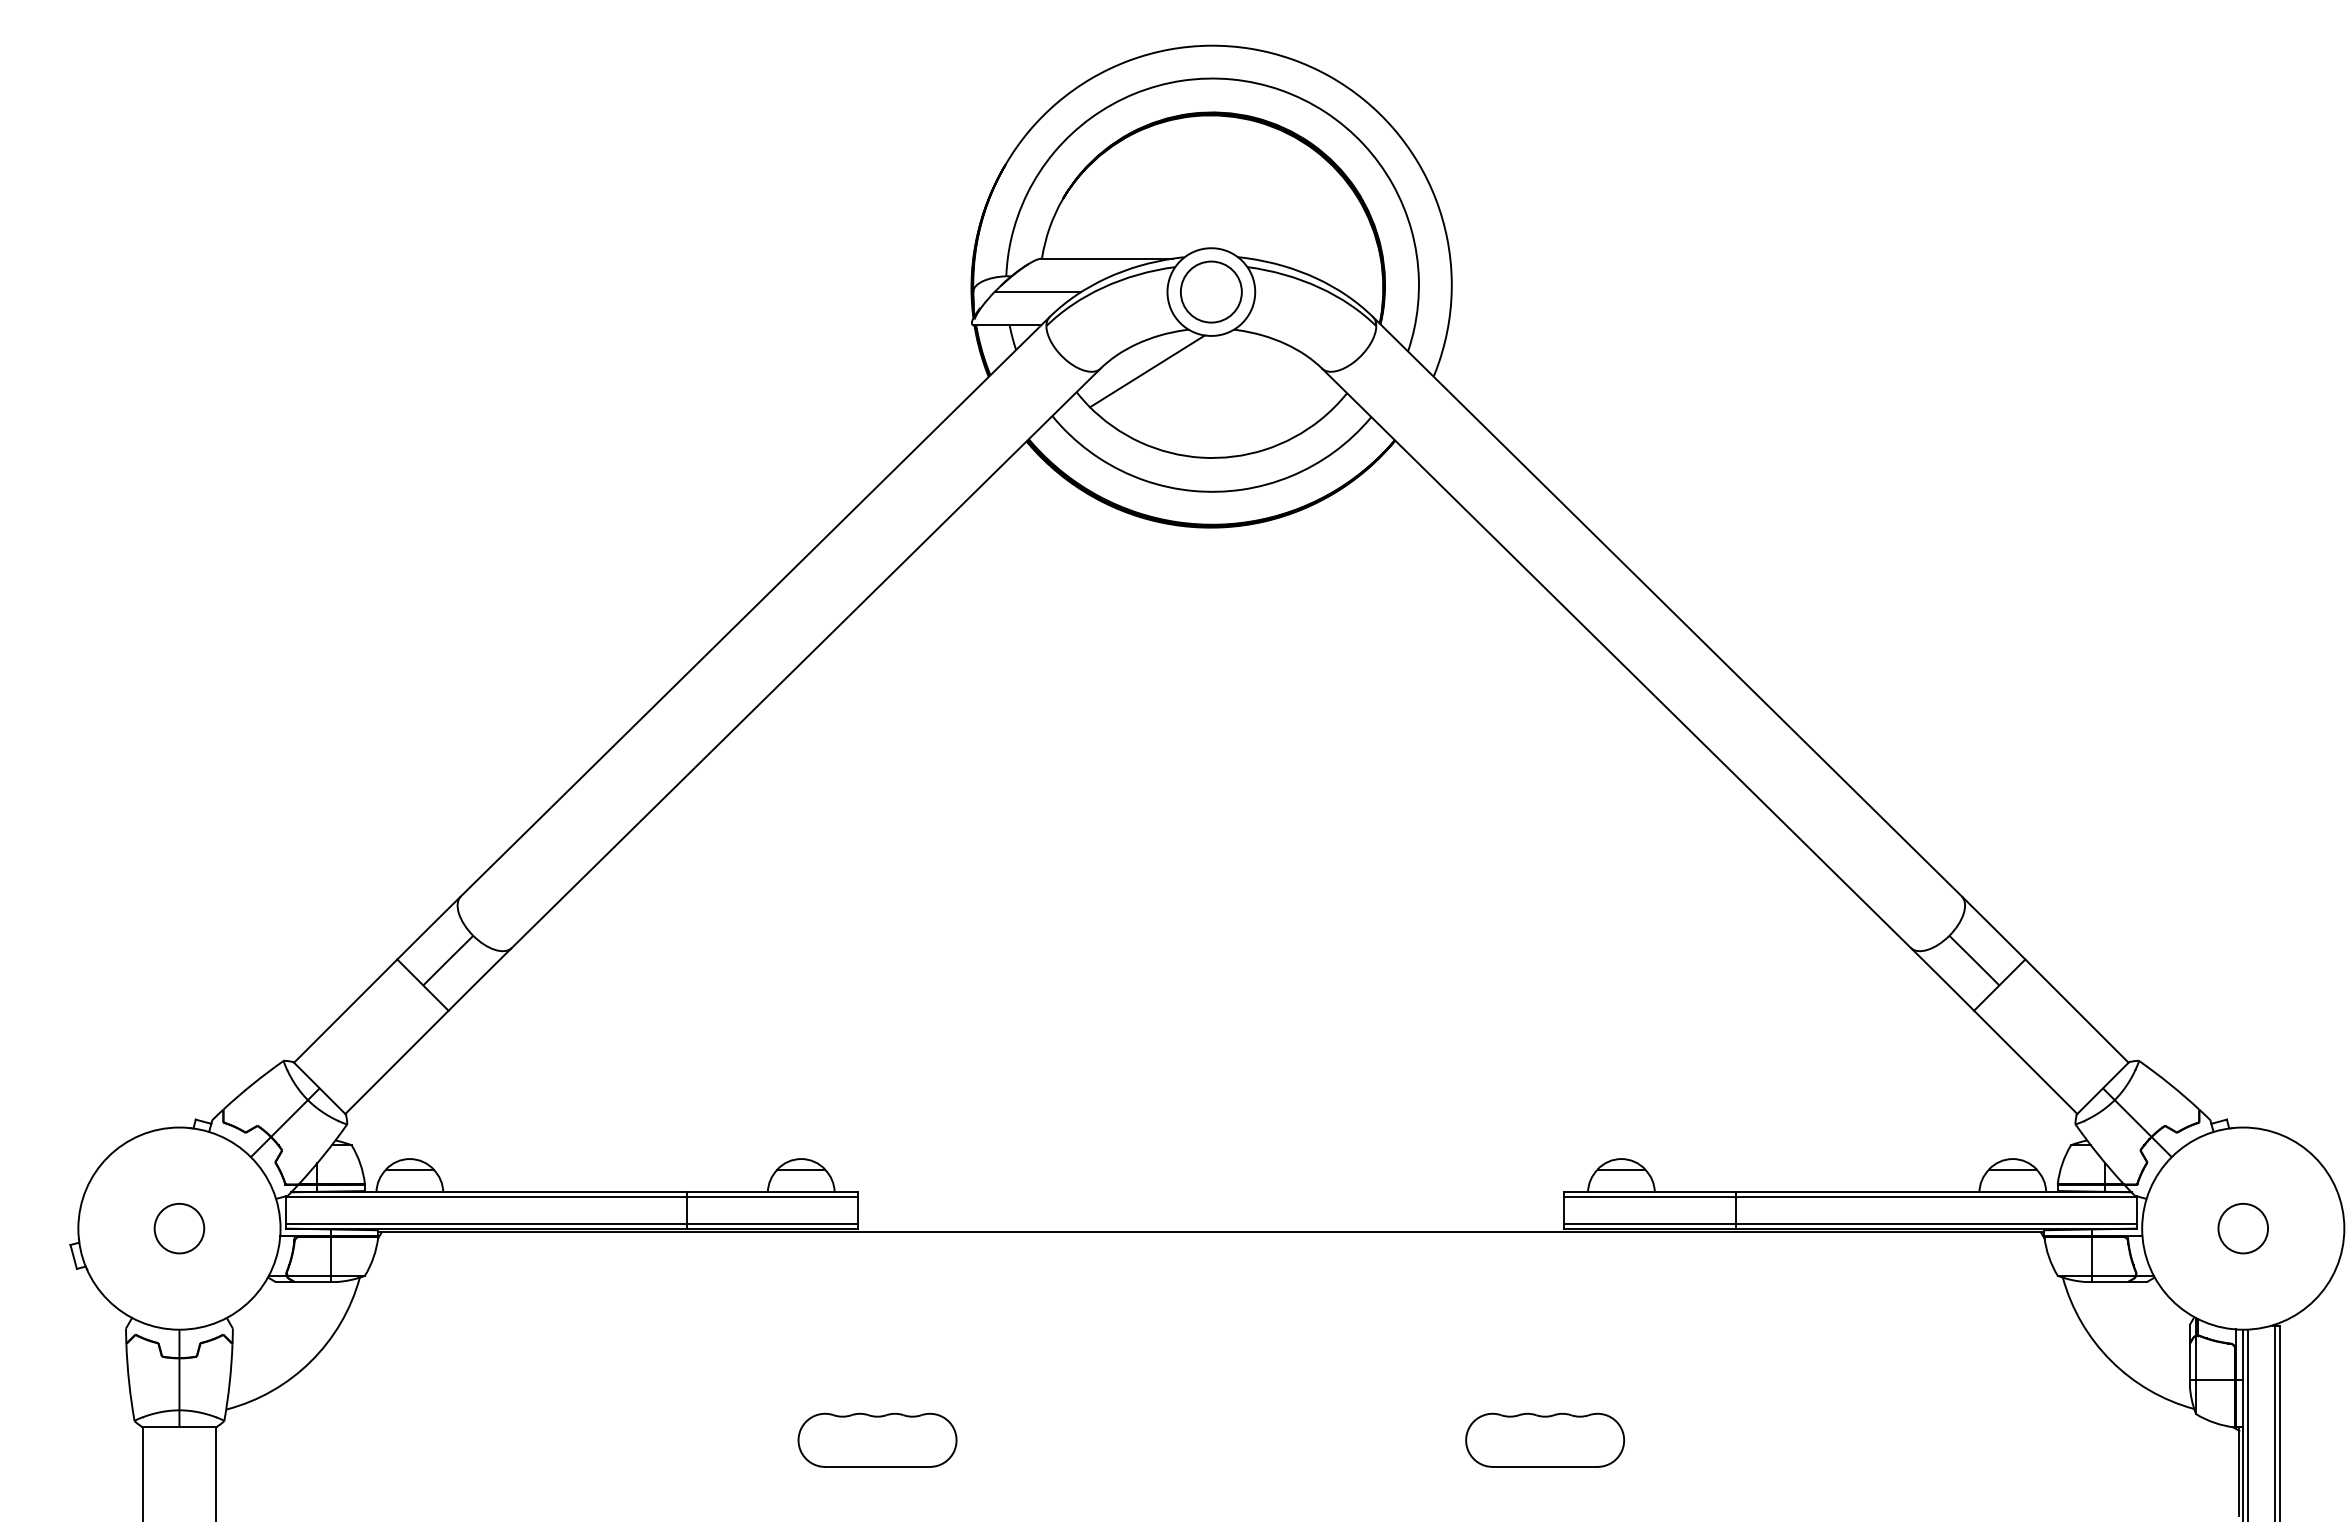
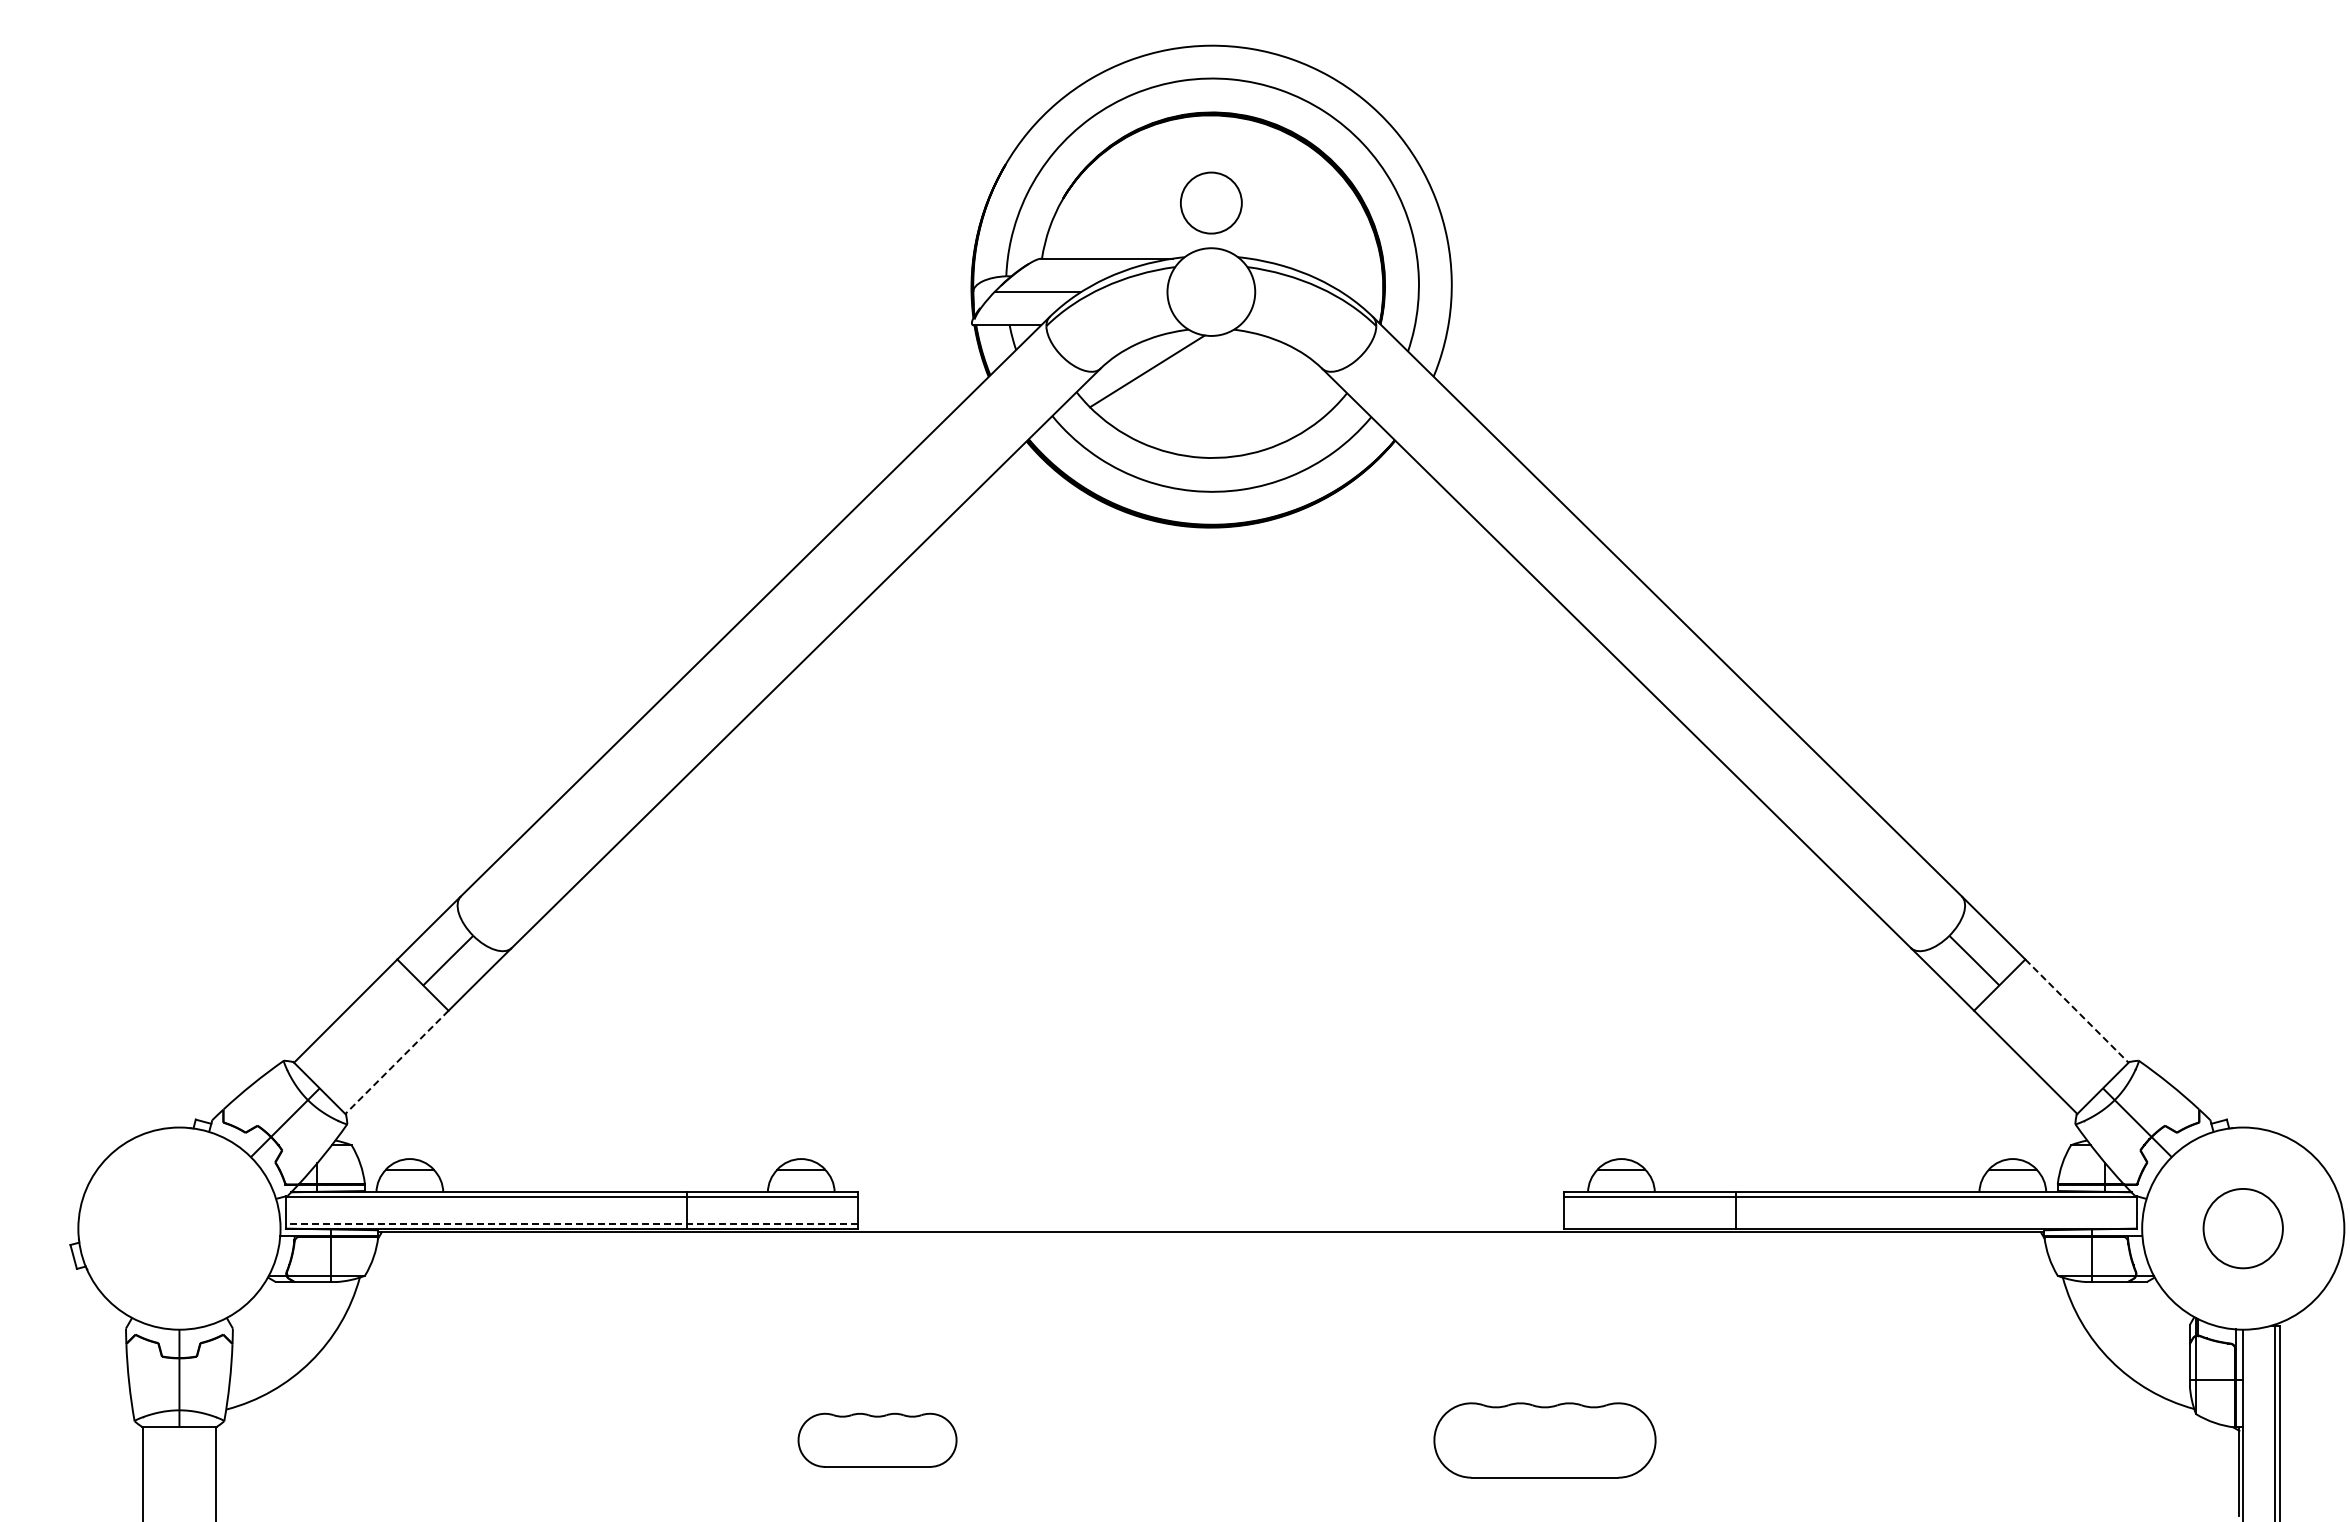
circle position: (1211, 291) -> (1211, 202) (1211, 202)
line: solid -> dashed (2077, 1011)
line: solid -> dashed (396, 1062)
line: solid -> dashed (571, 1223)
line: present -> none (1850, 1223)
circle: present -> none (179, 1228)
circle diameter: 50 px -> 79 px (2242, 1228)
line: present -> none (2248, 1423)
part size: 161x56 px -> 224x77 px (1544, 1440)
